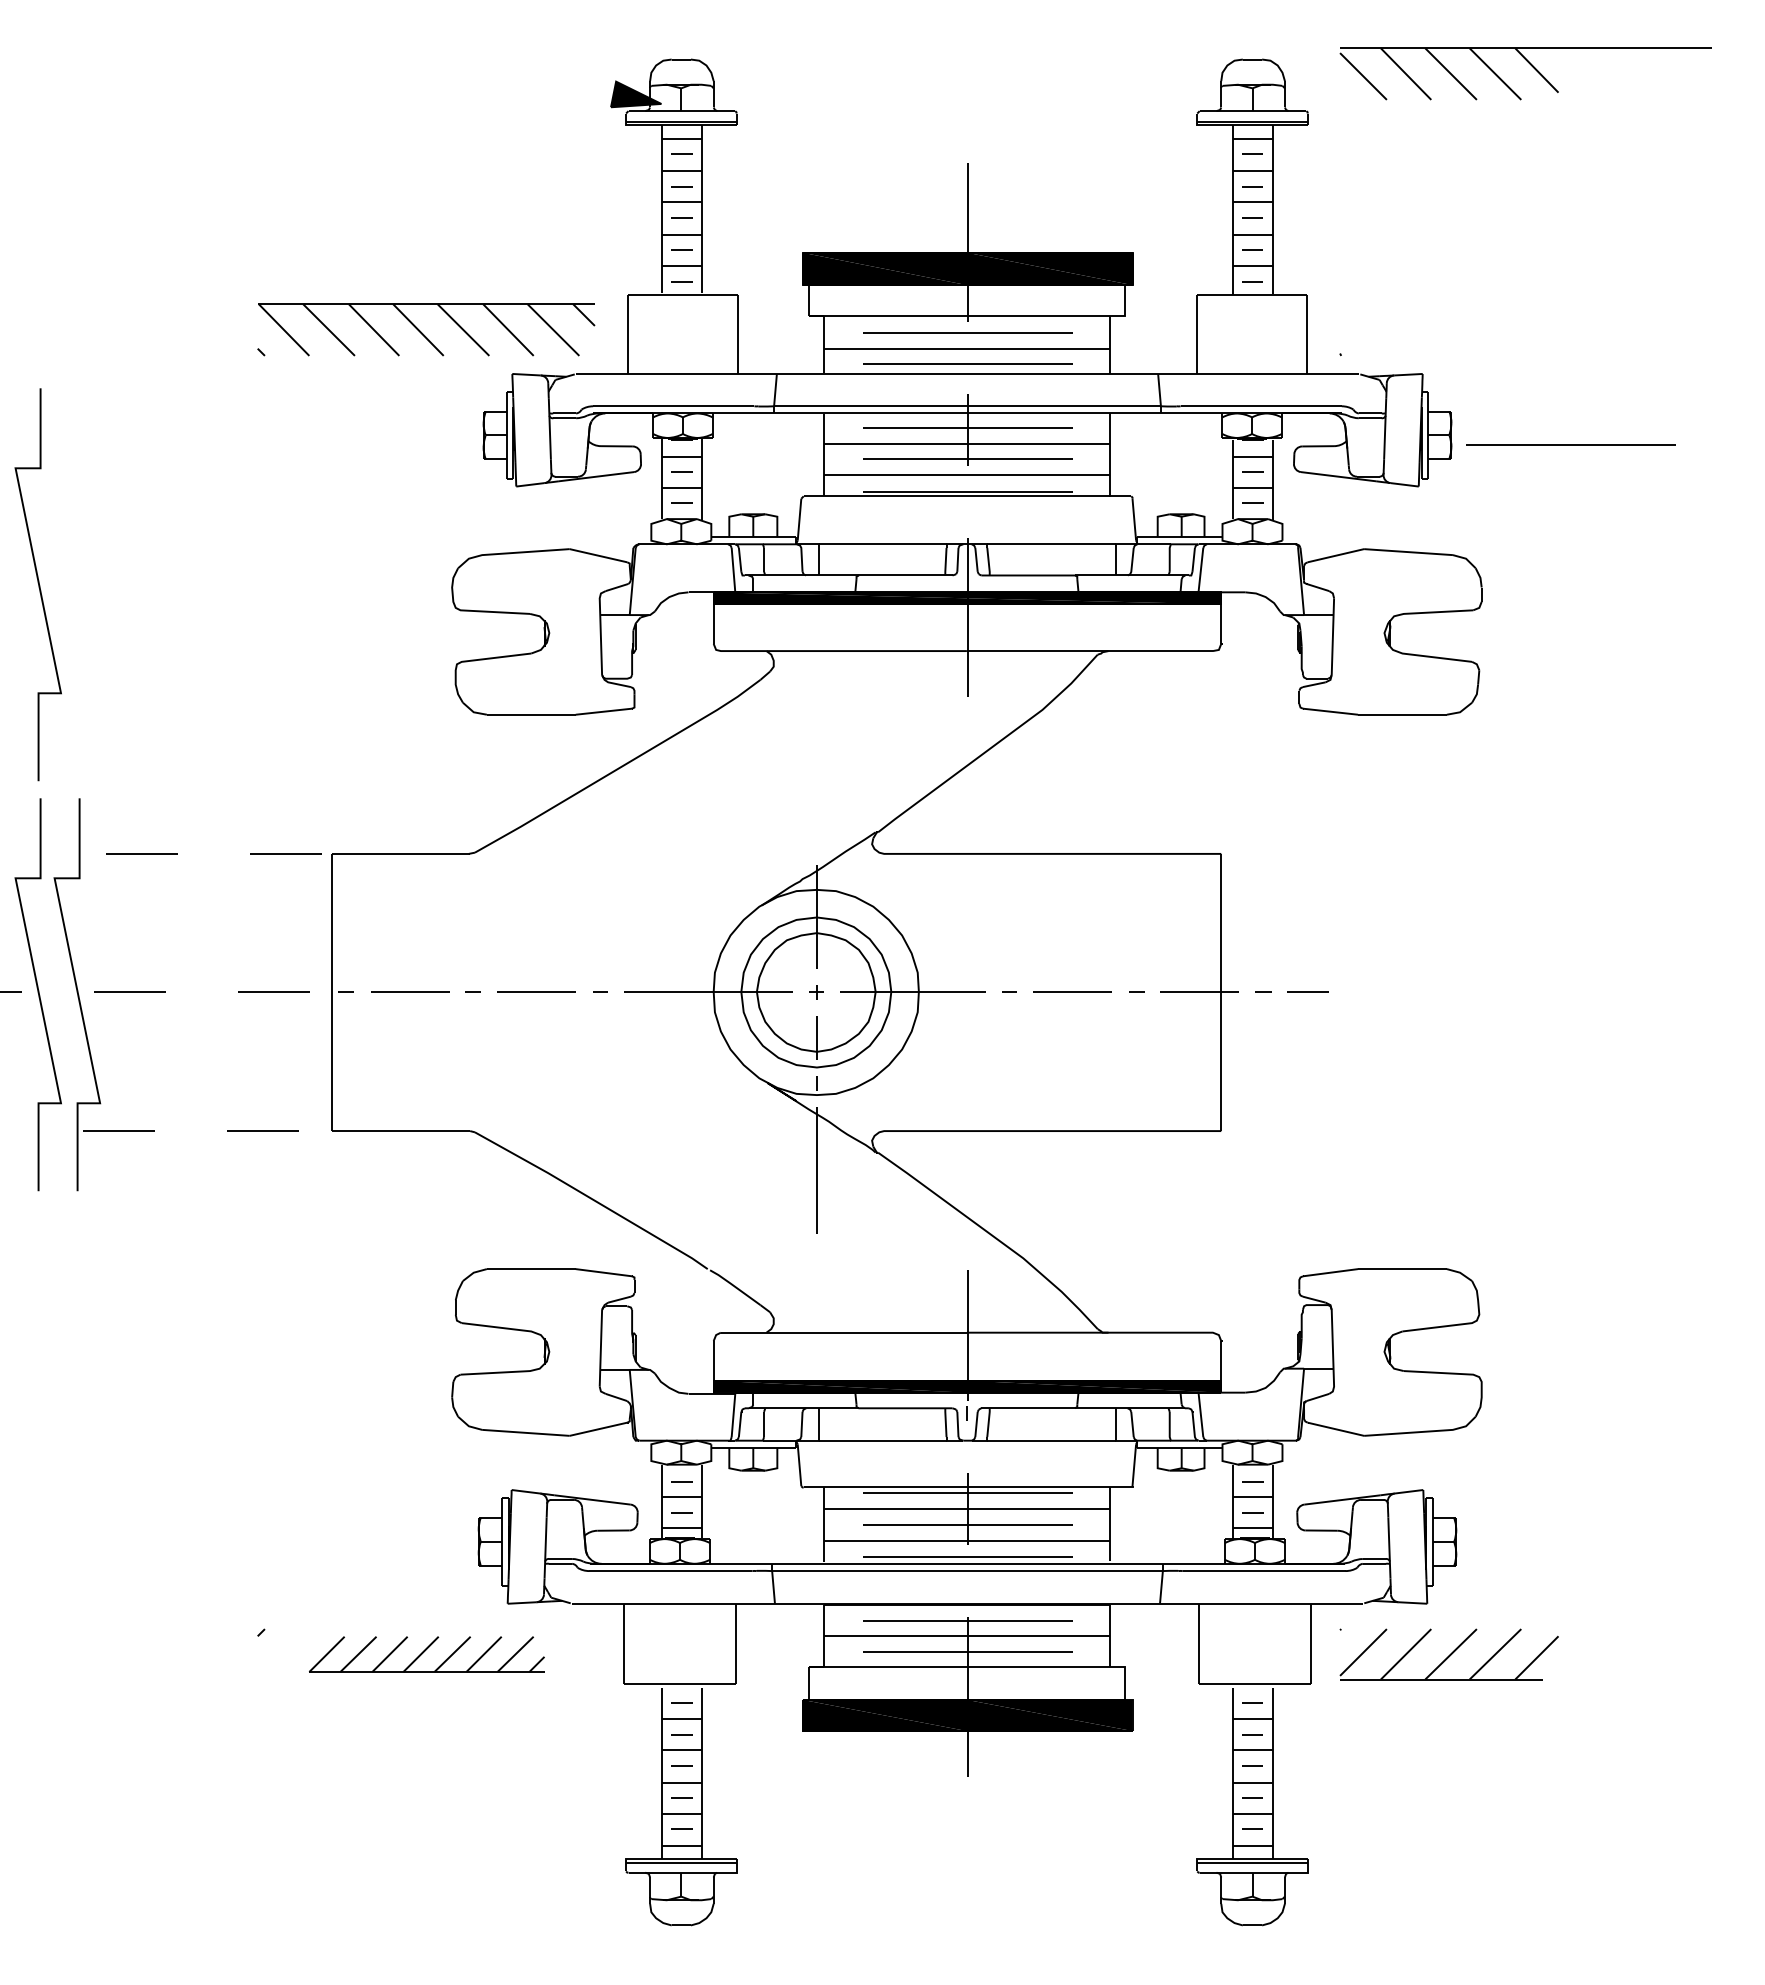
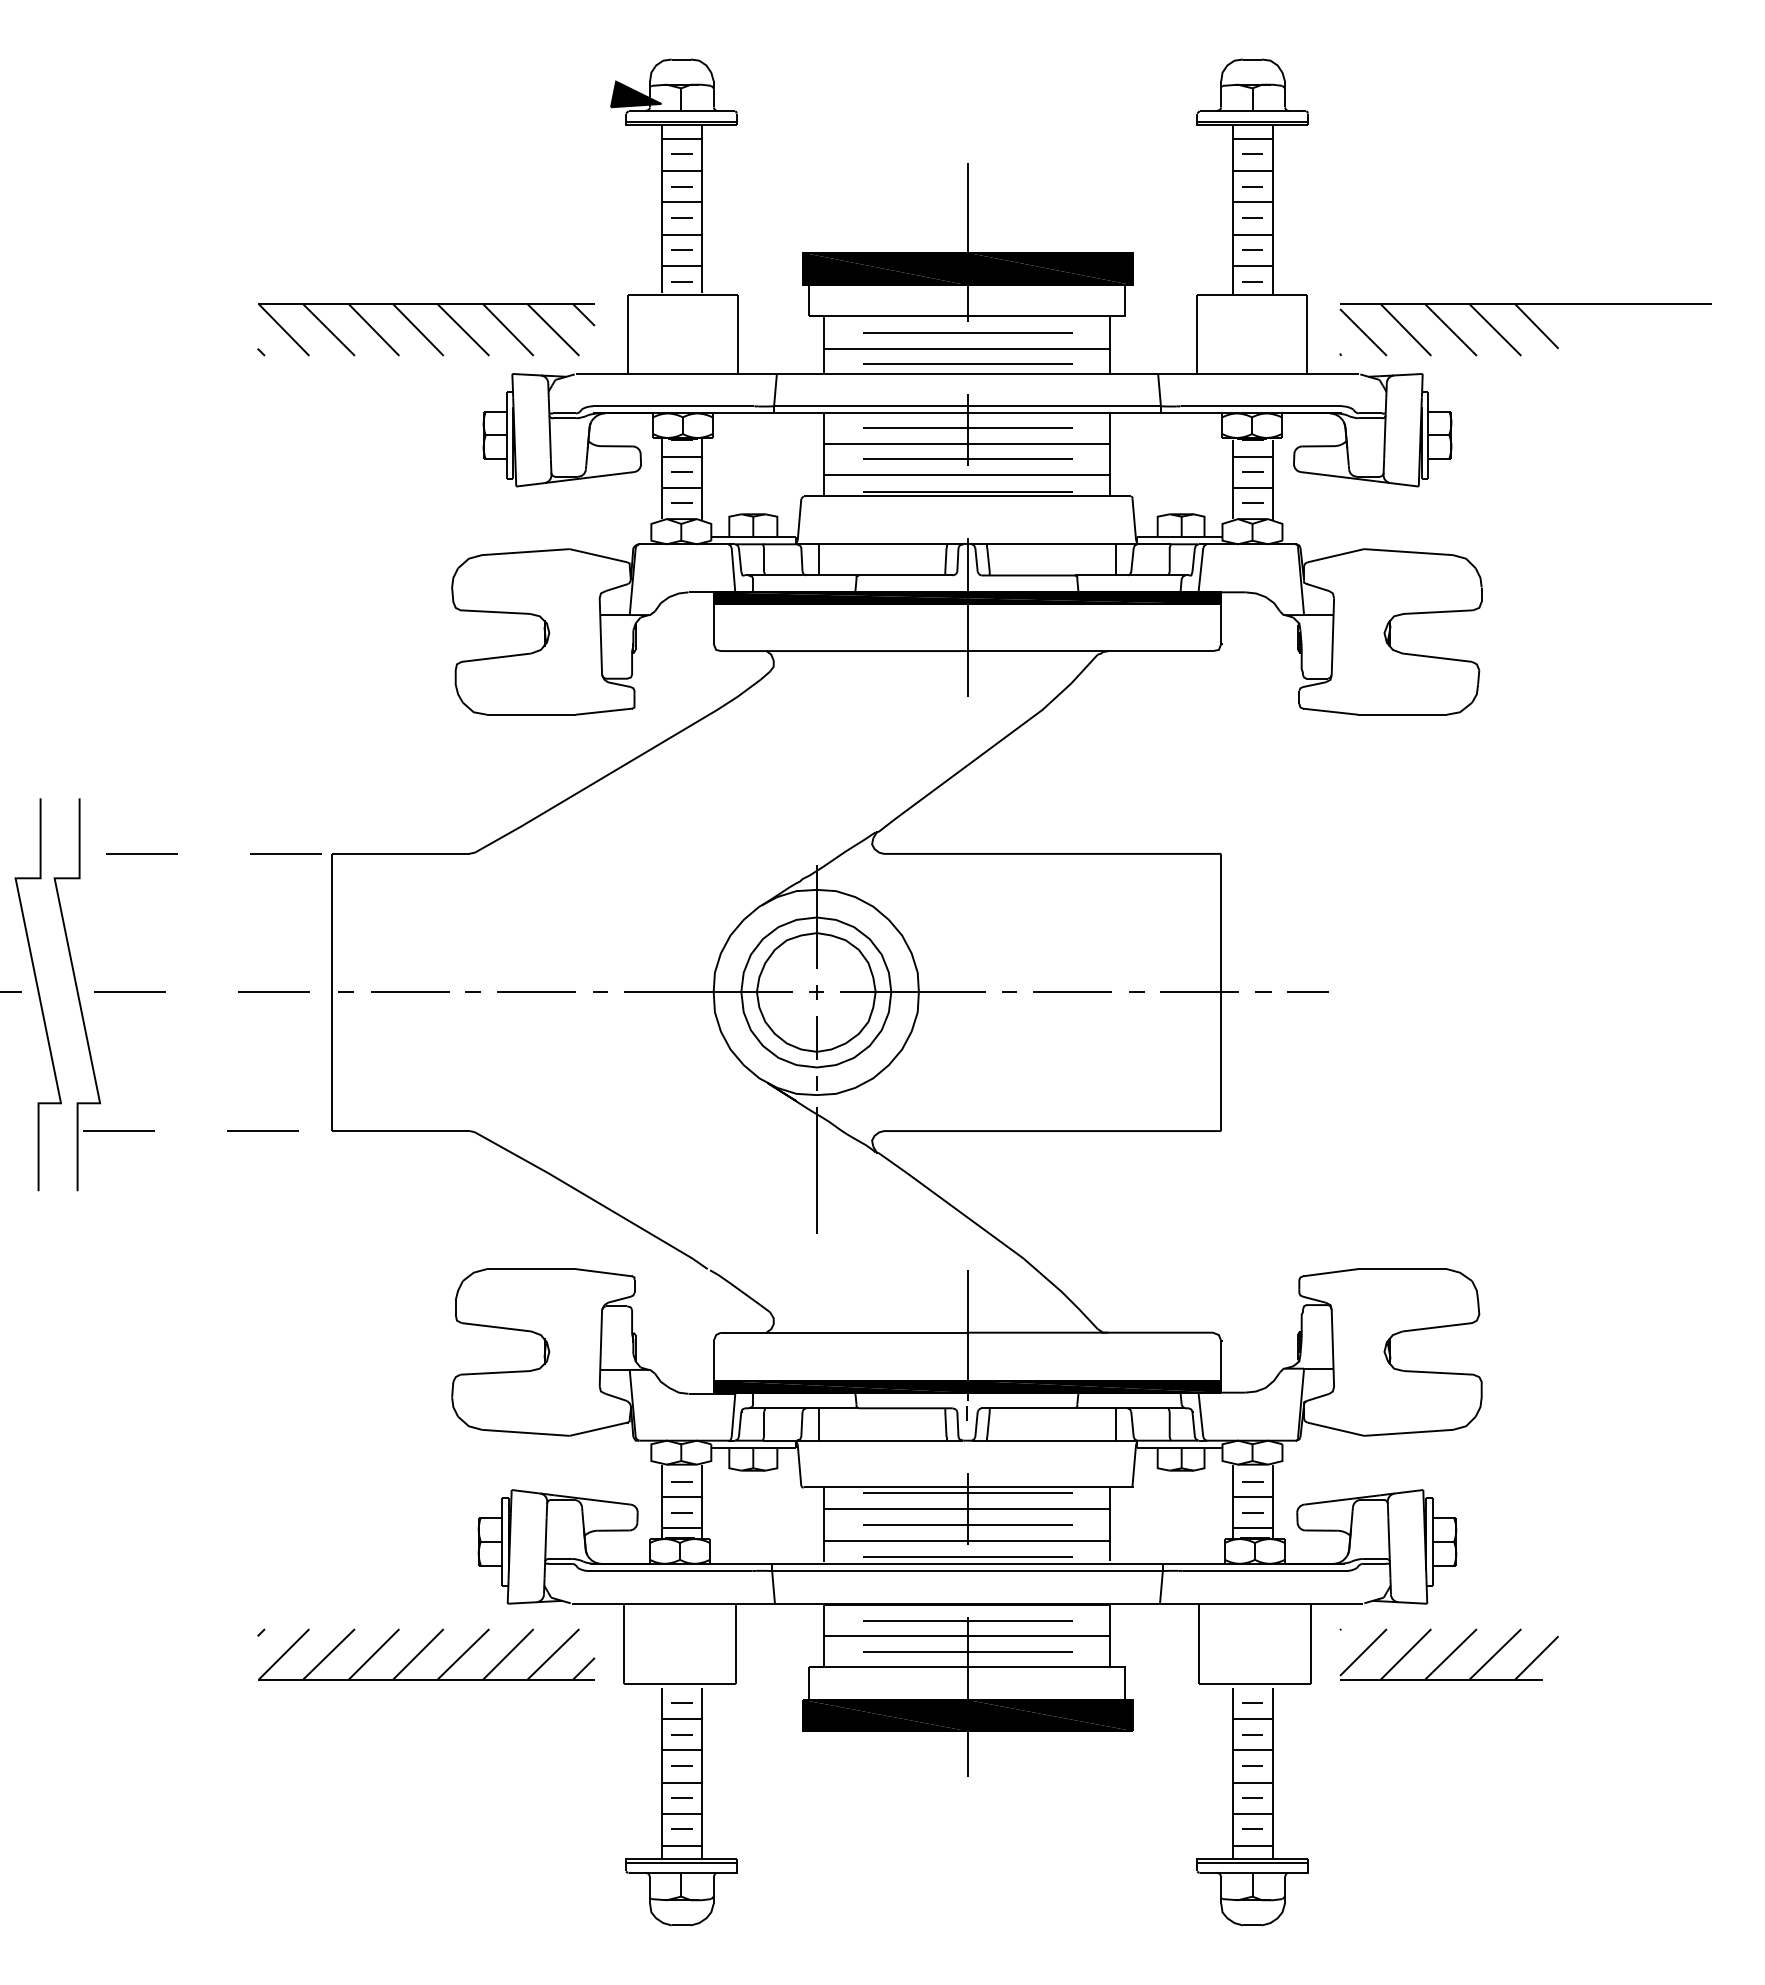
part position: (1531, 66) -> (1531, 322) (1531, 322)
line: present -> none (1570, 444)
curve: present -> none (38, 584)
part size: 236x37 px -> 338x53 px (426, 1654)
